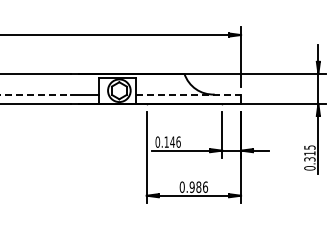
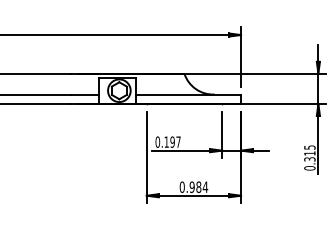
line: dashed -> solid (36, 94)
line: dashed -> solid (189, 94)
text: 0.146 -> 0.197 (175, 141)
text: 0.986 -> 0.984 (205, 186)
